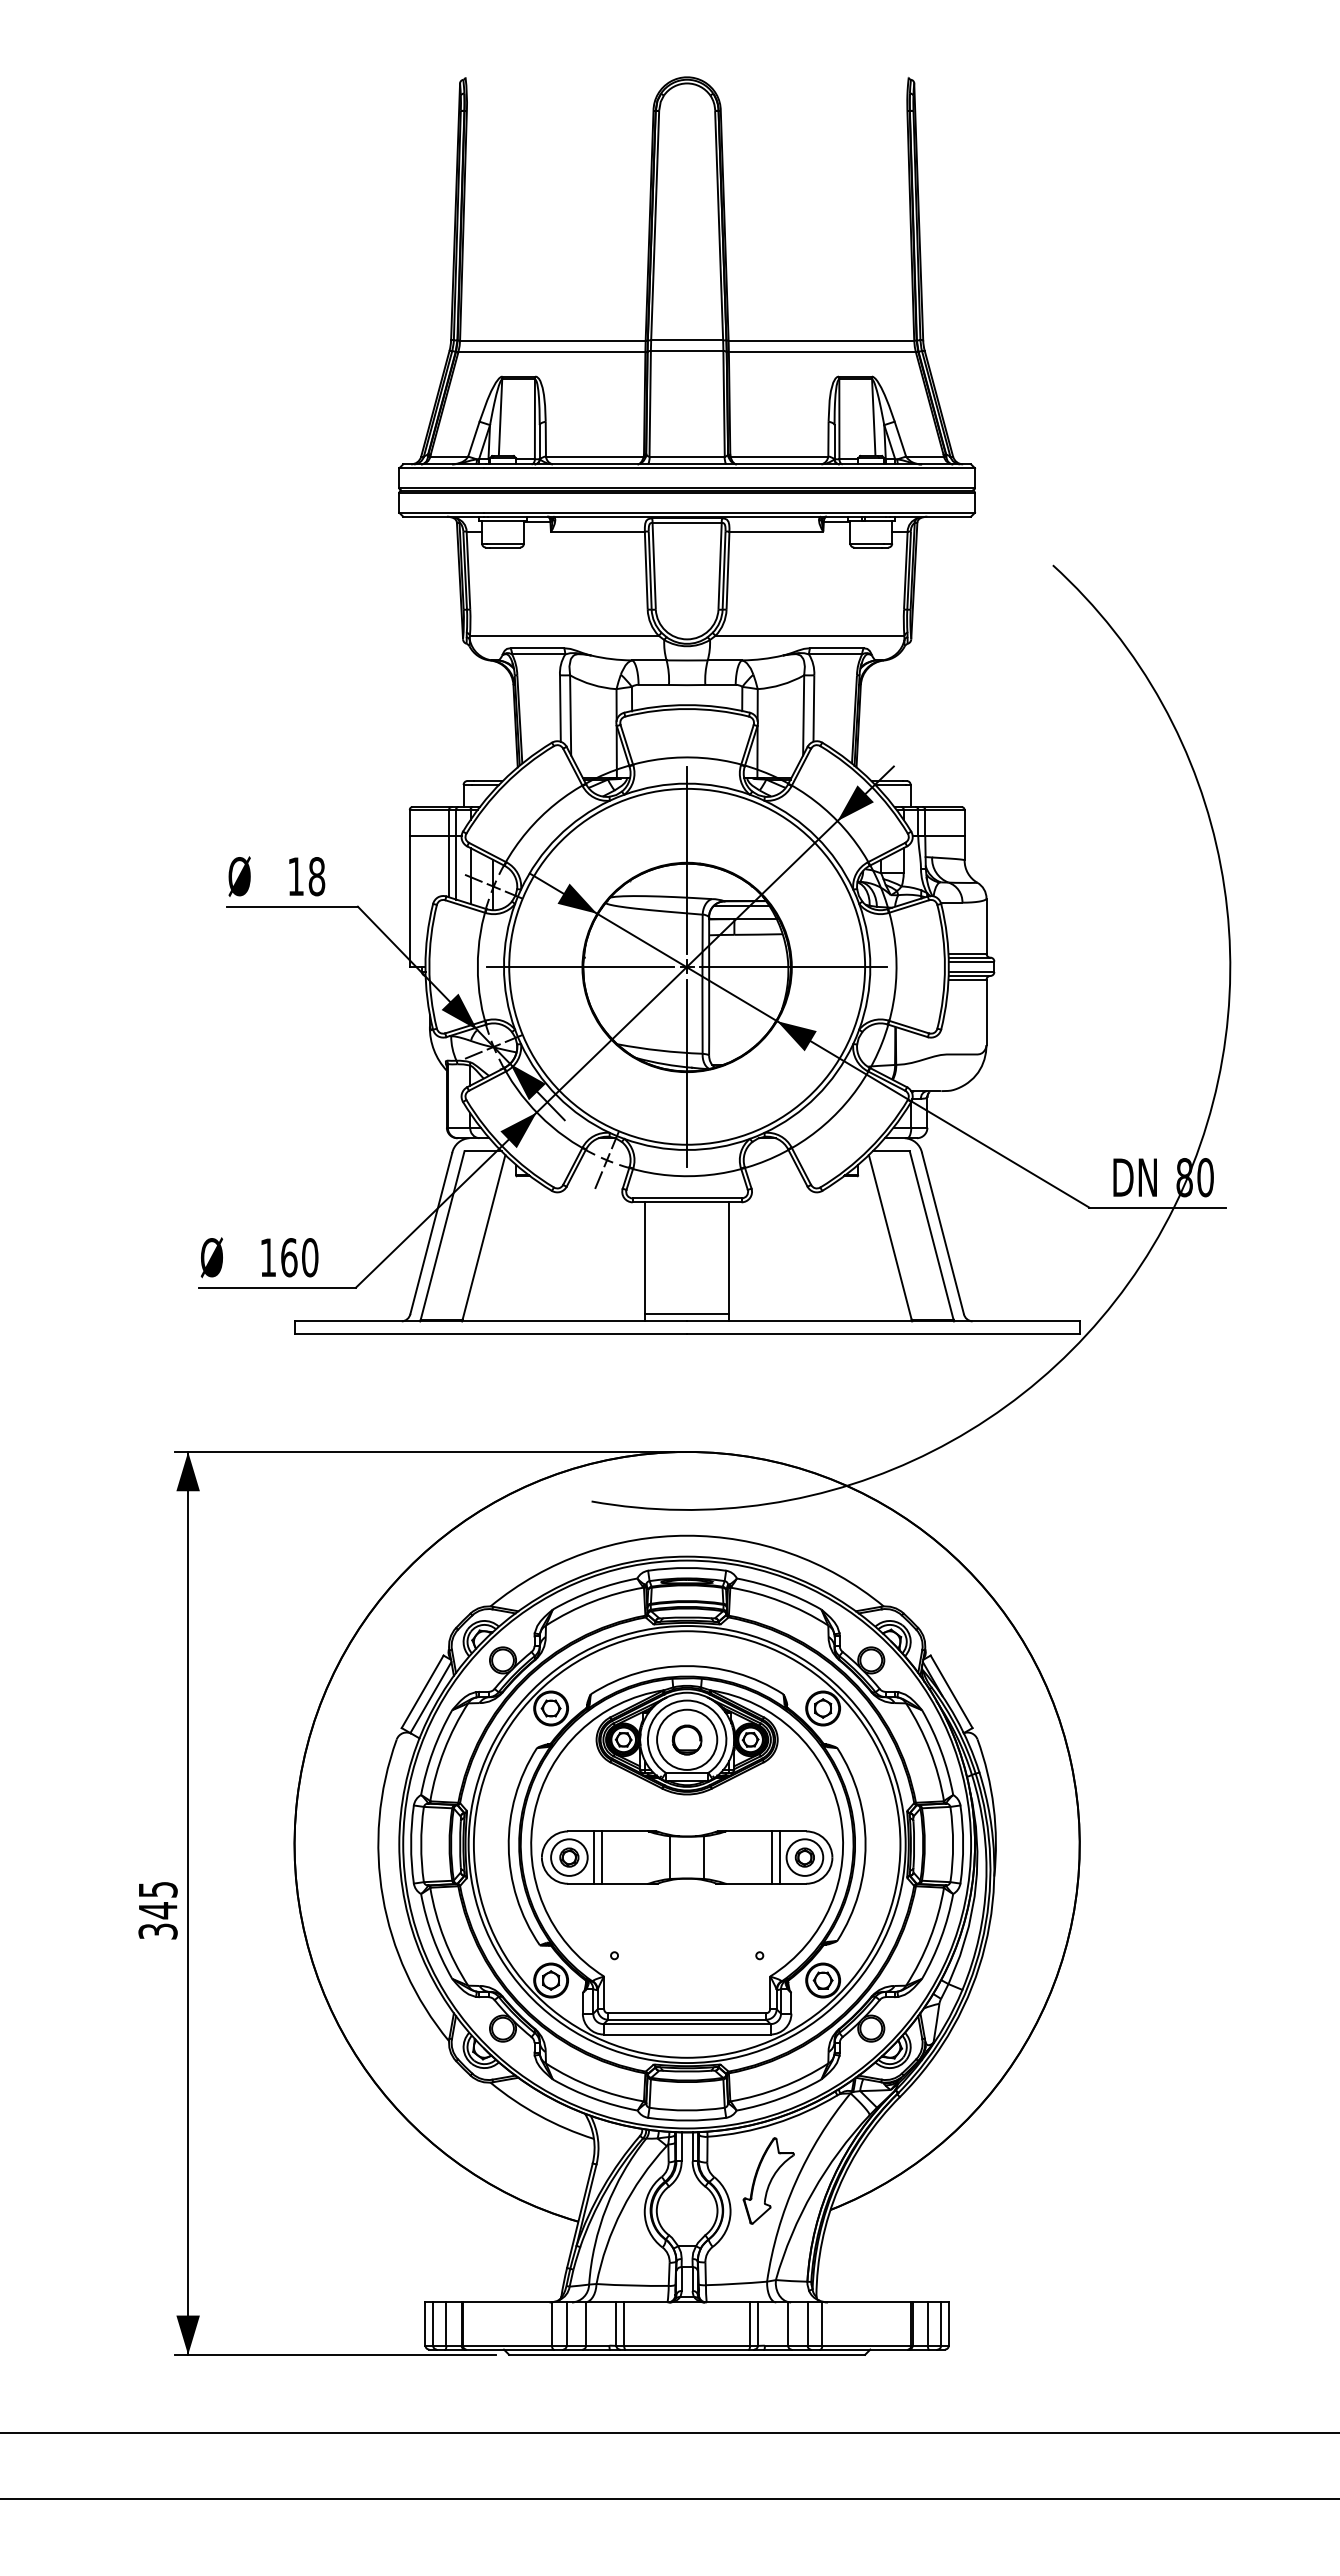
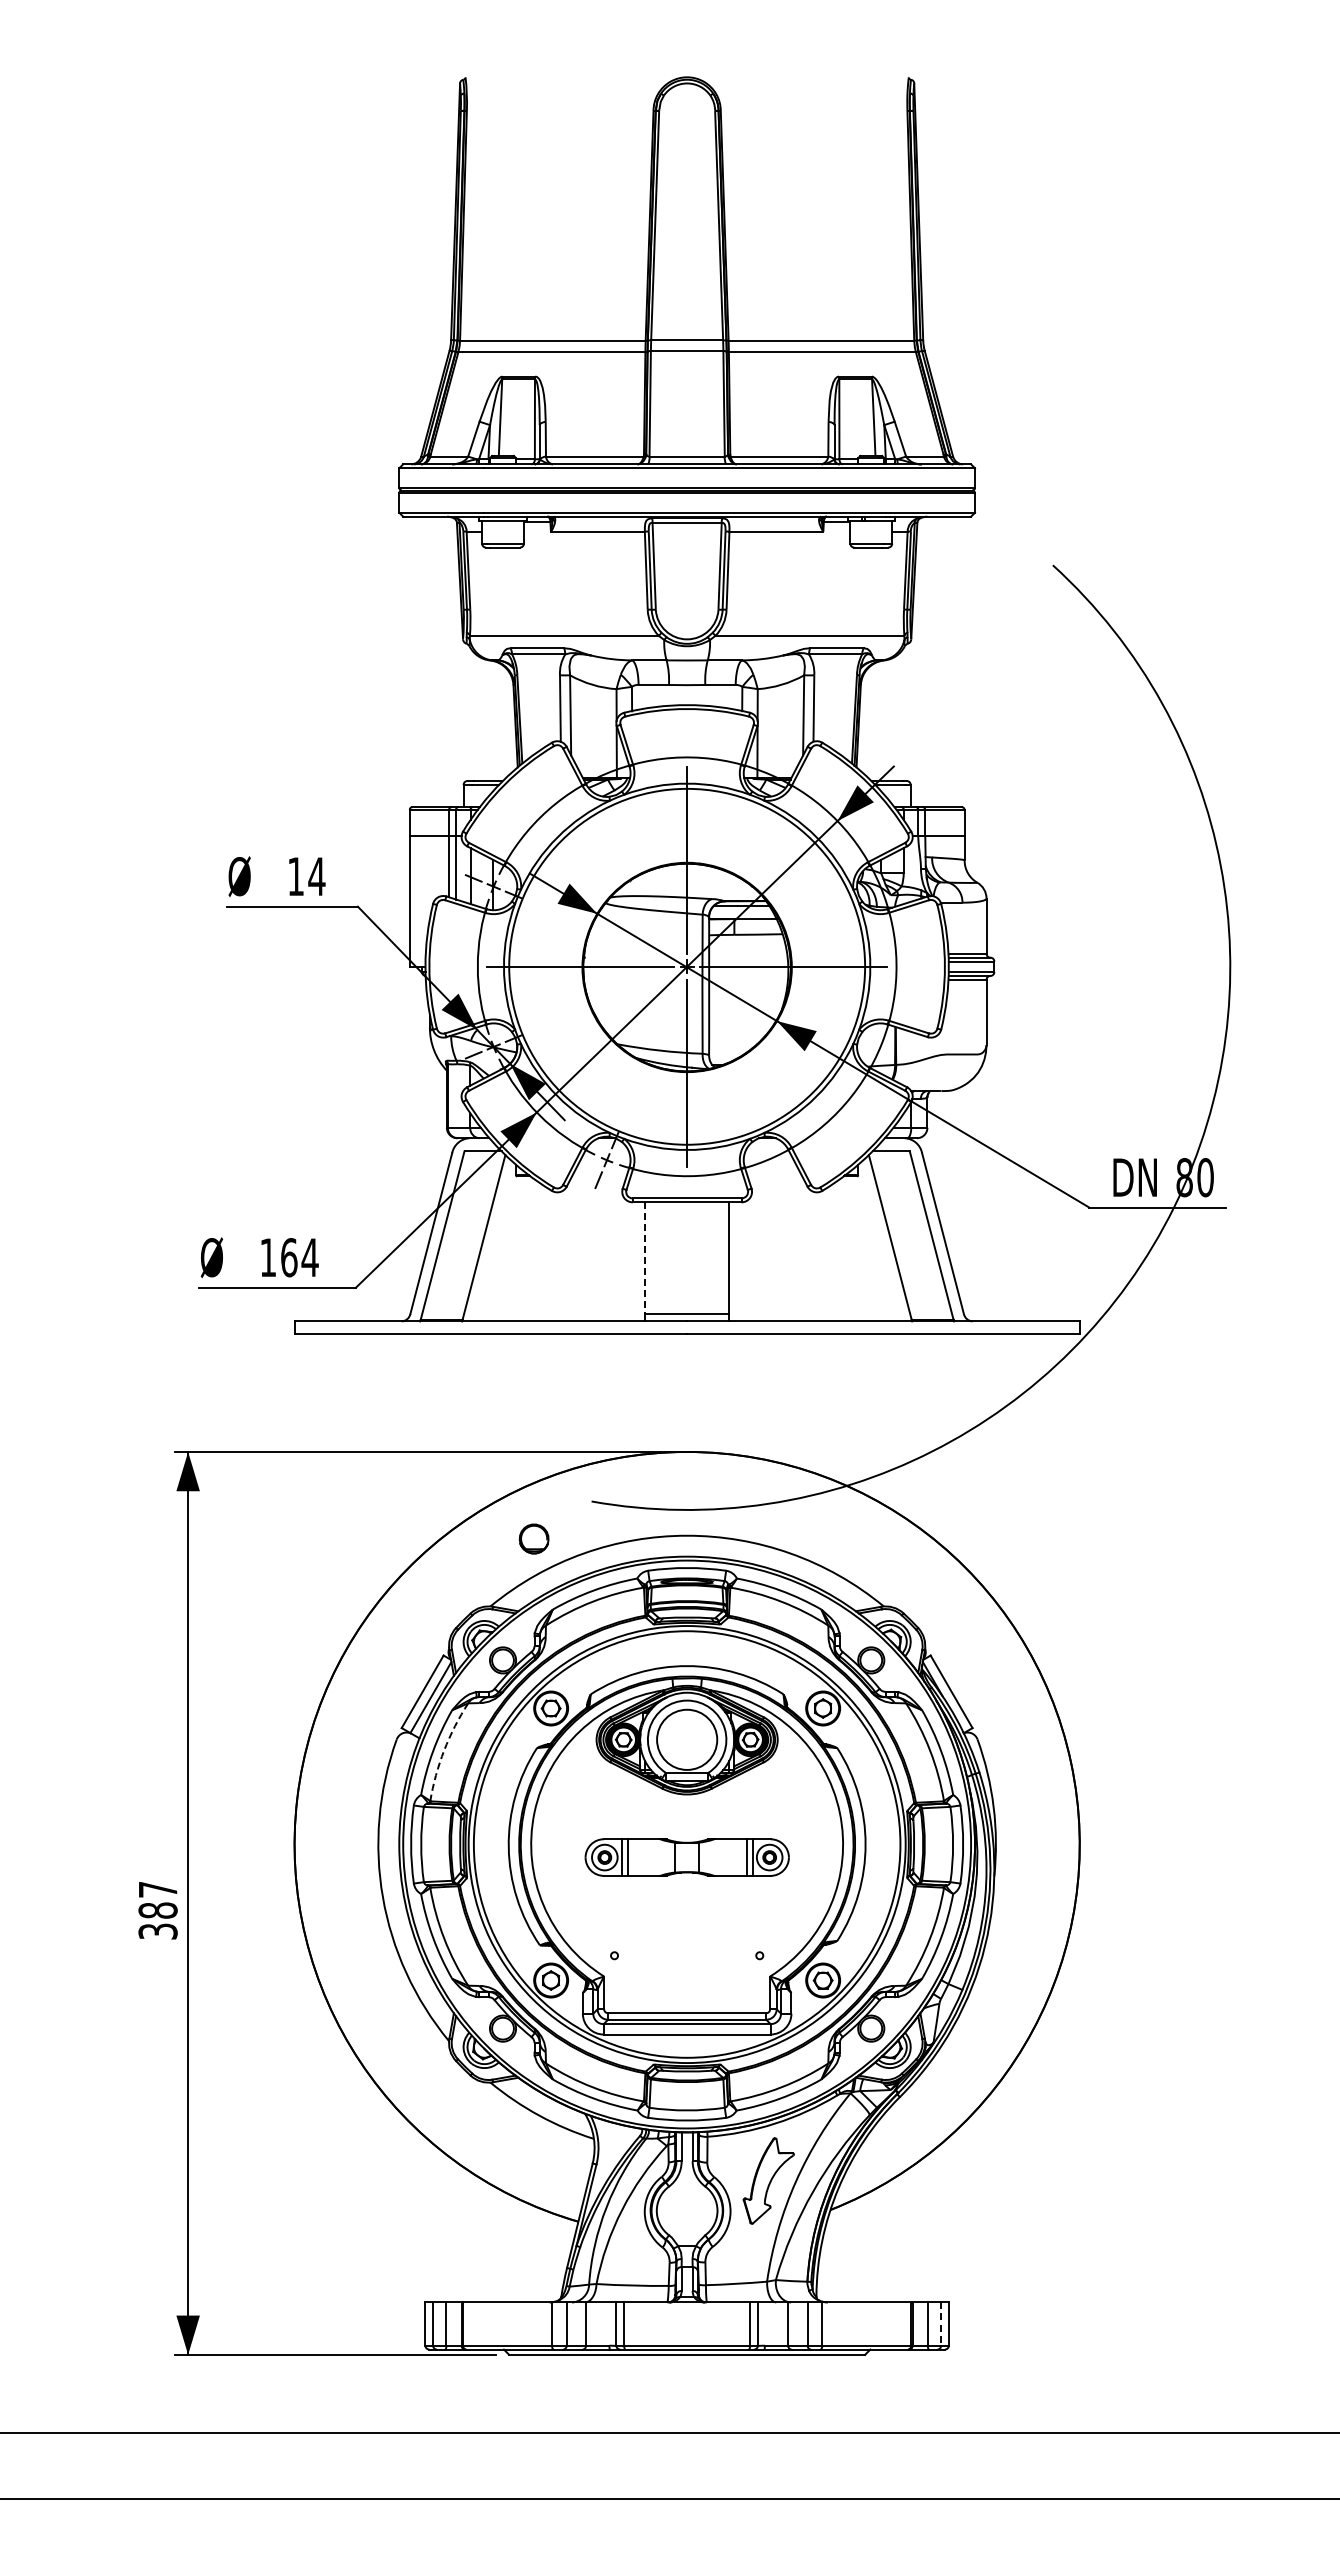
text: 18 -> 14 (316, 876)
text: 160 -> 164 (309, 1257)
line: solid -> dashed (645, 1258)
part position: (686, 1739) -> (533, 1538) (533, 1538)
arc: solid -> dashed (444, 1750)
part size: 293x55 px -> 206x39 px (686, 1857)
text: 345 -> 387 (157, 1900)
line: solid -> dashed (941, 2324)
